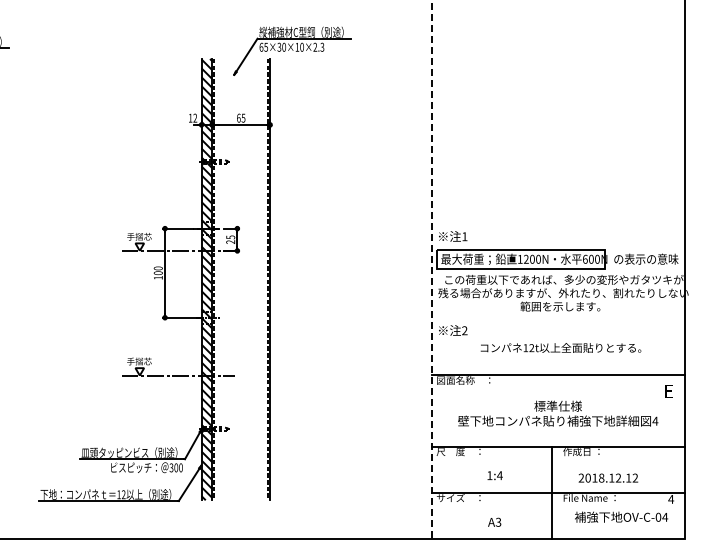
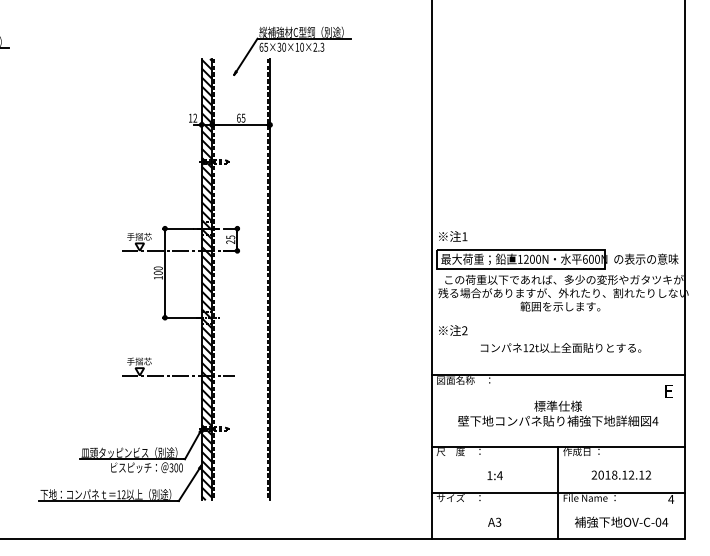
line: dashed -> solid (431, 270)
text position: (608, 477) -> (621, 474) (621, 474)
line position: (552, 492) -> (558, 492) (558, 492)
text position: (621, 516) -> (621, 521) (621, 521)
